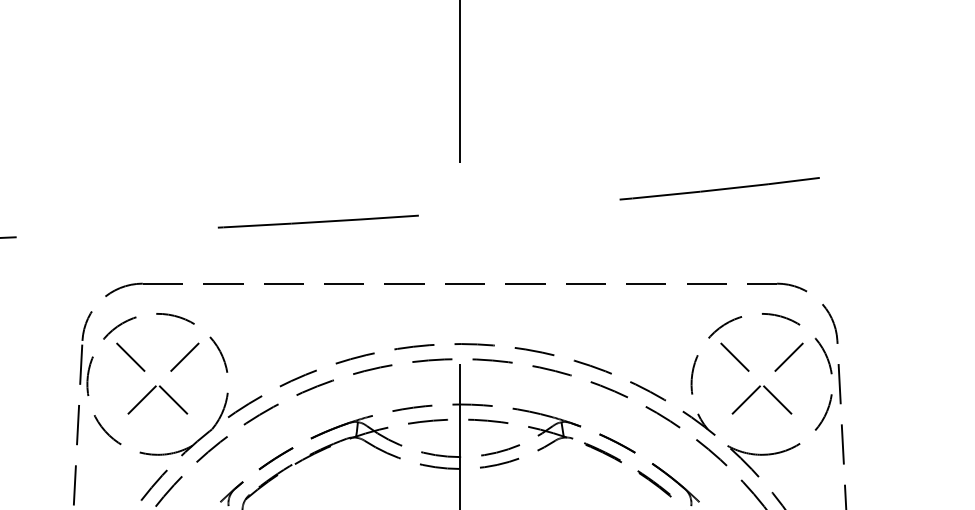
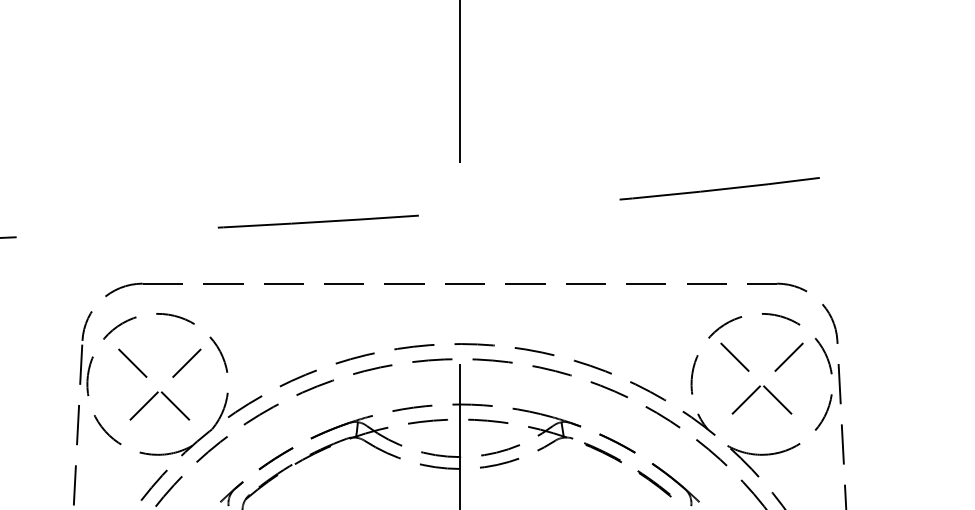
part position: (156, 385) -> (158, 391) (158, 391)
